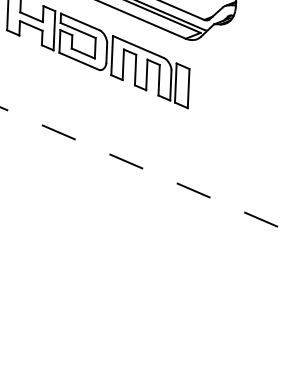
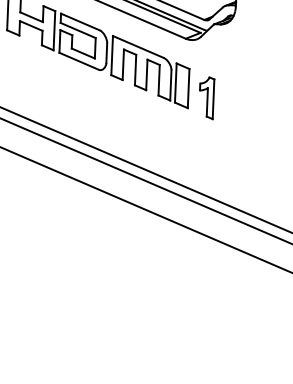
part: none -> present (207, 98)
line: dashed -> solid (146, 170)
line: none -> present (145, 181)
line: none -> present (145, 209)
